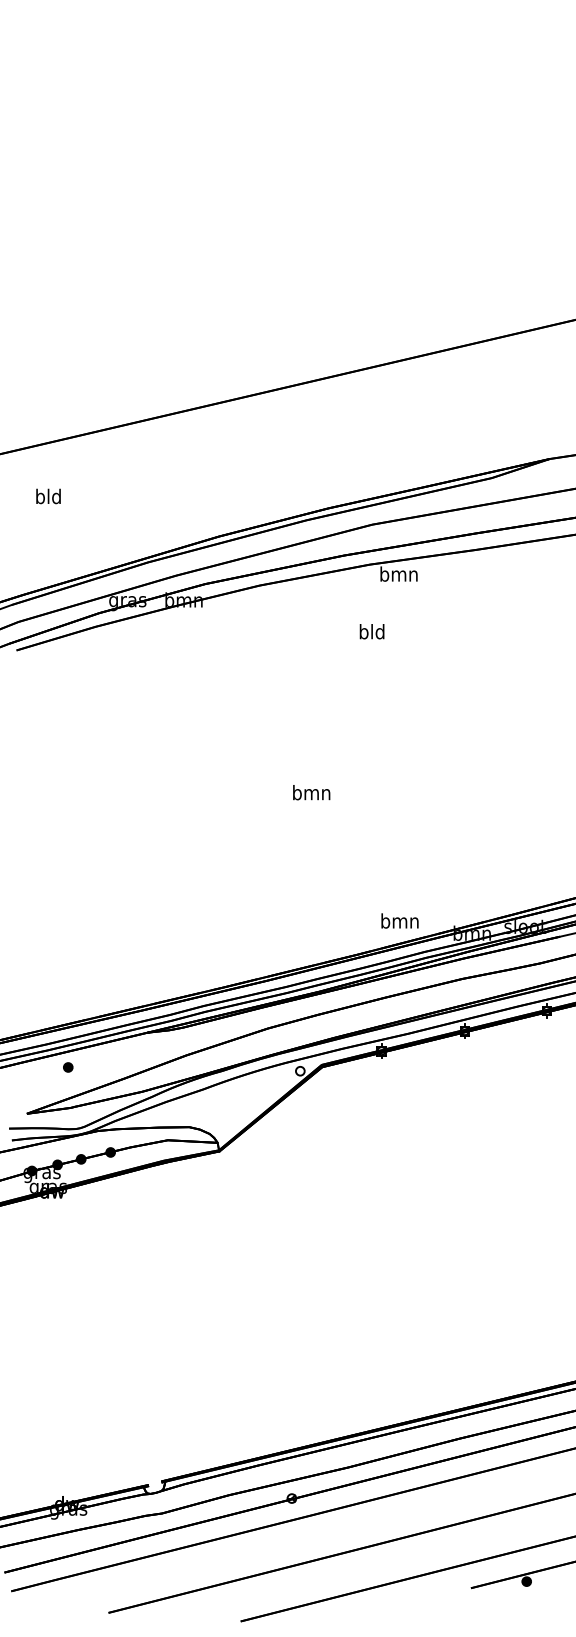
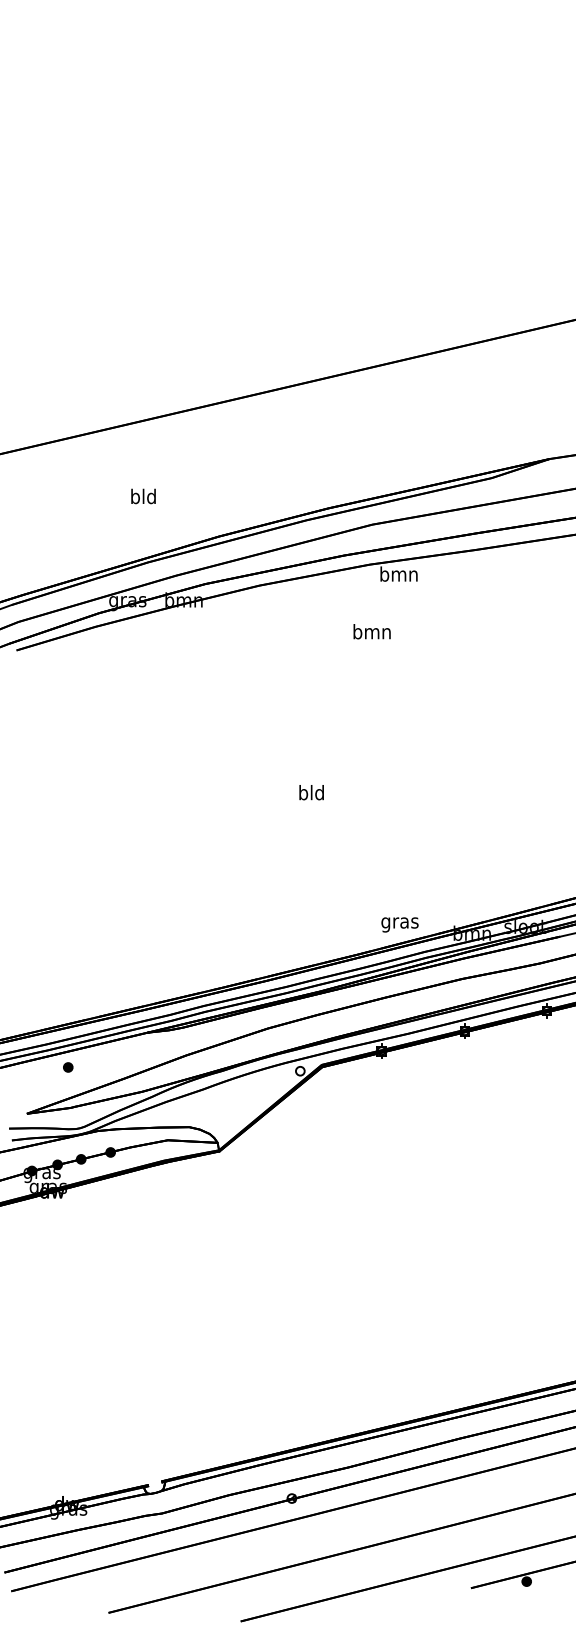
text position: (48, 496) -> (143, 496) (143, 496)
text: bld -> bmn (371, 631)
text: bmn -> bld (311, 792)
text: bmn -> gras (399, 922)
